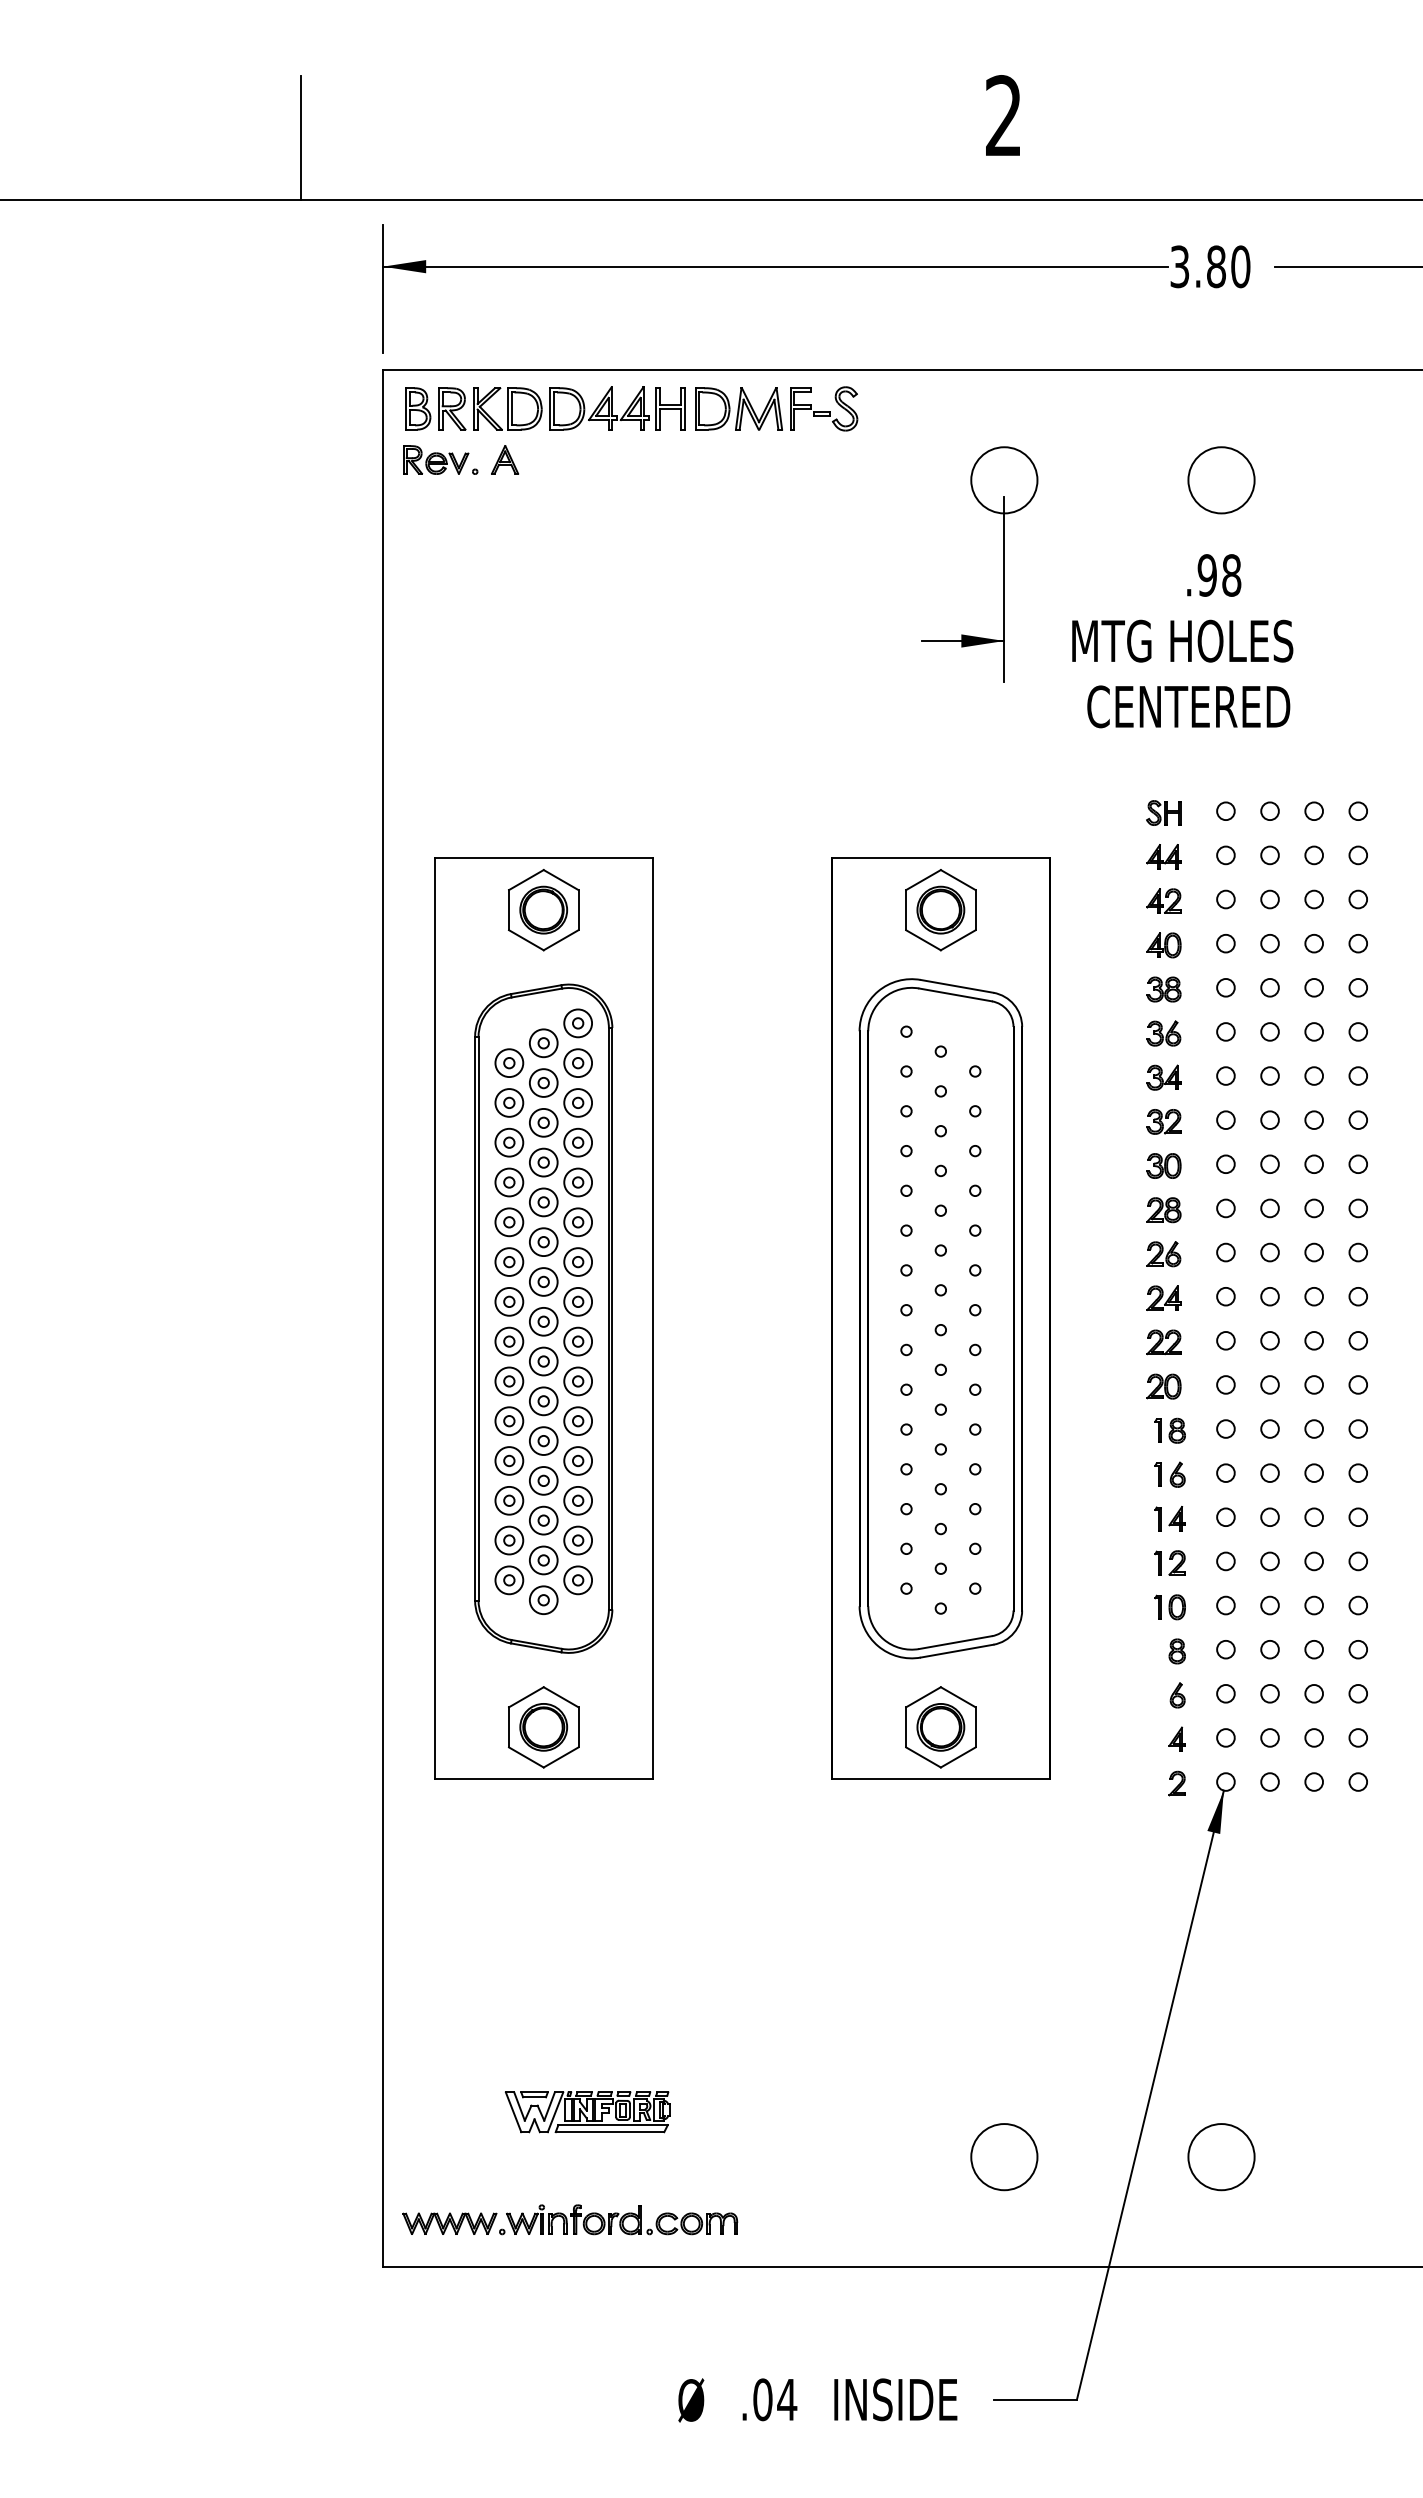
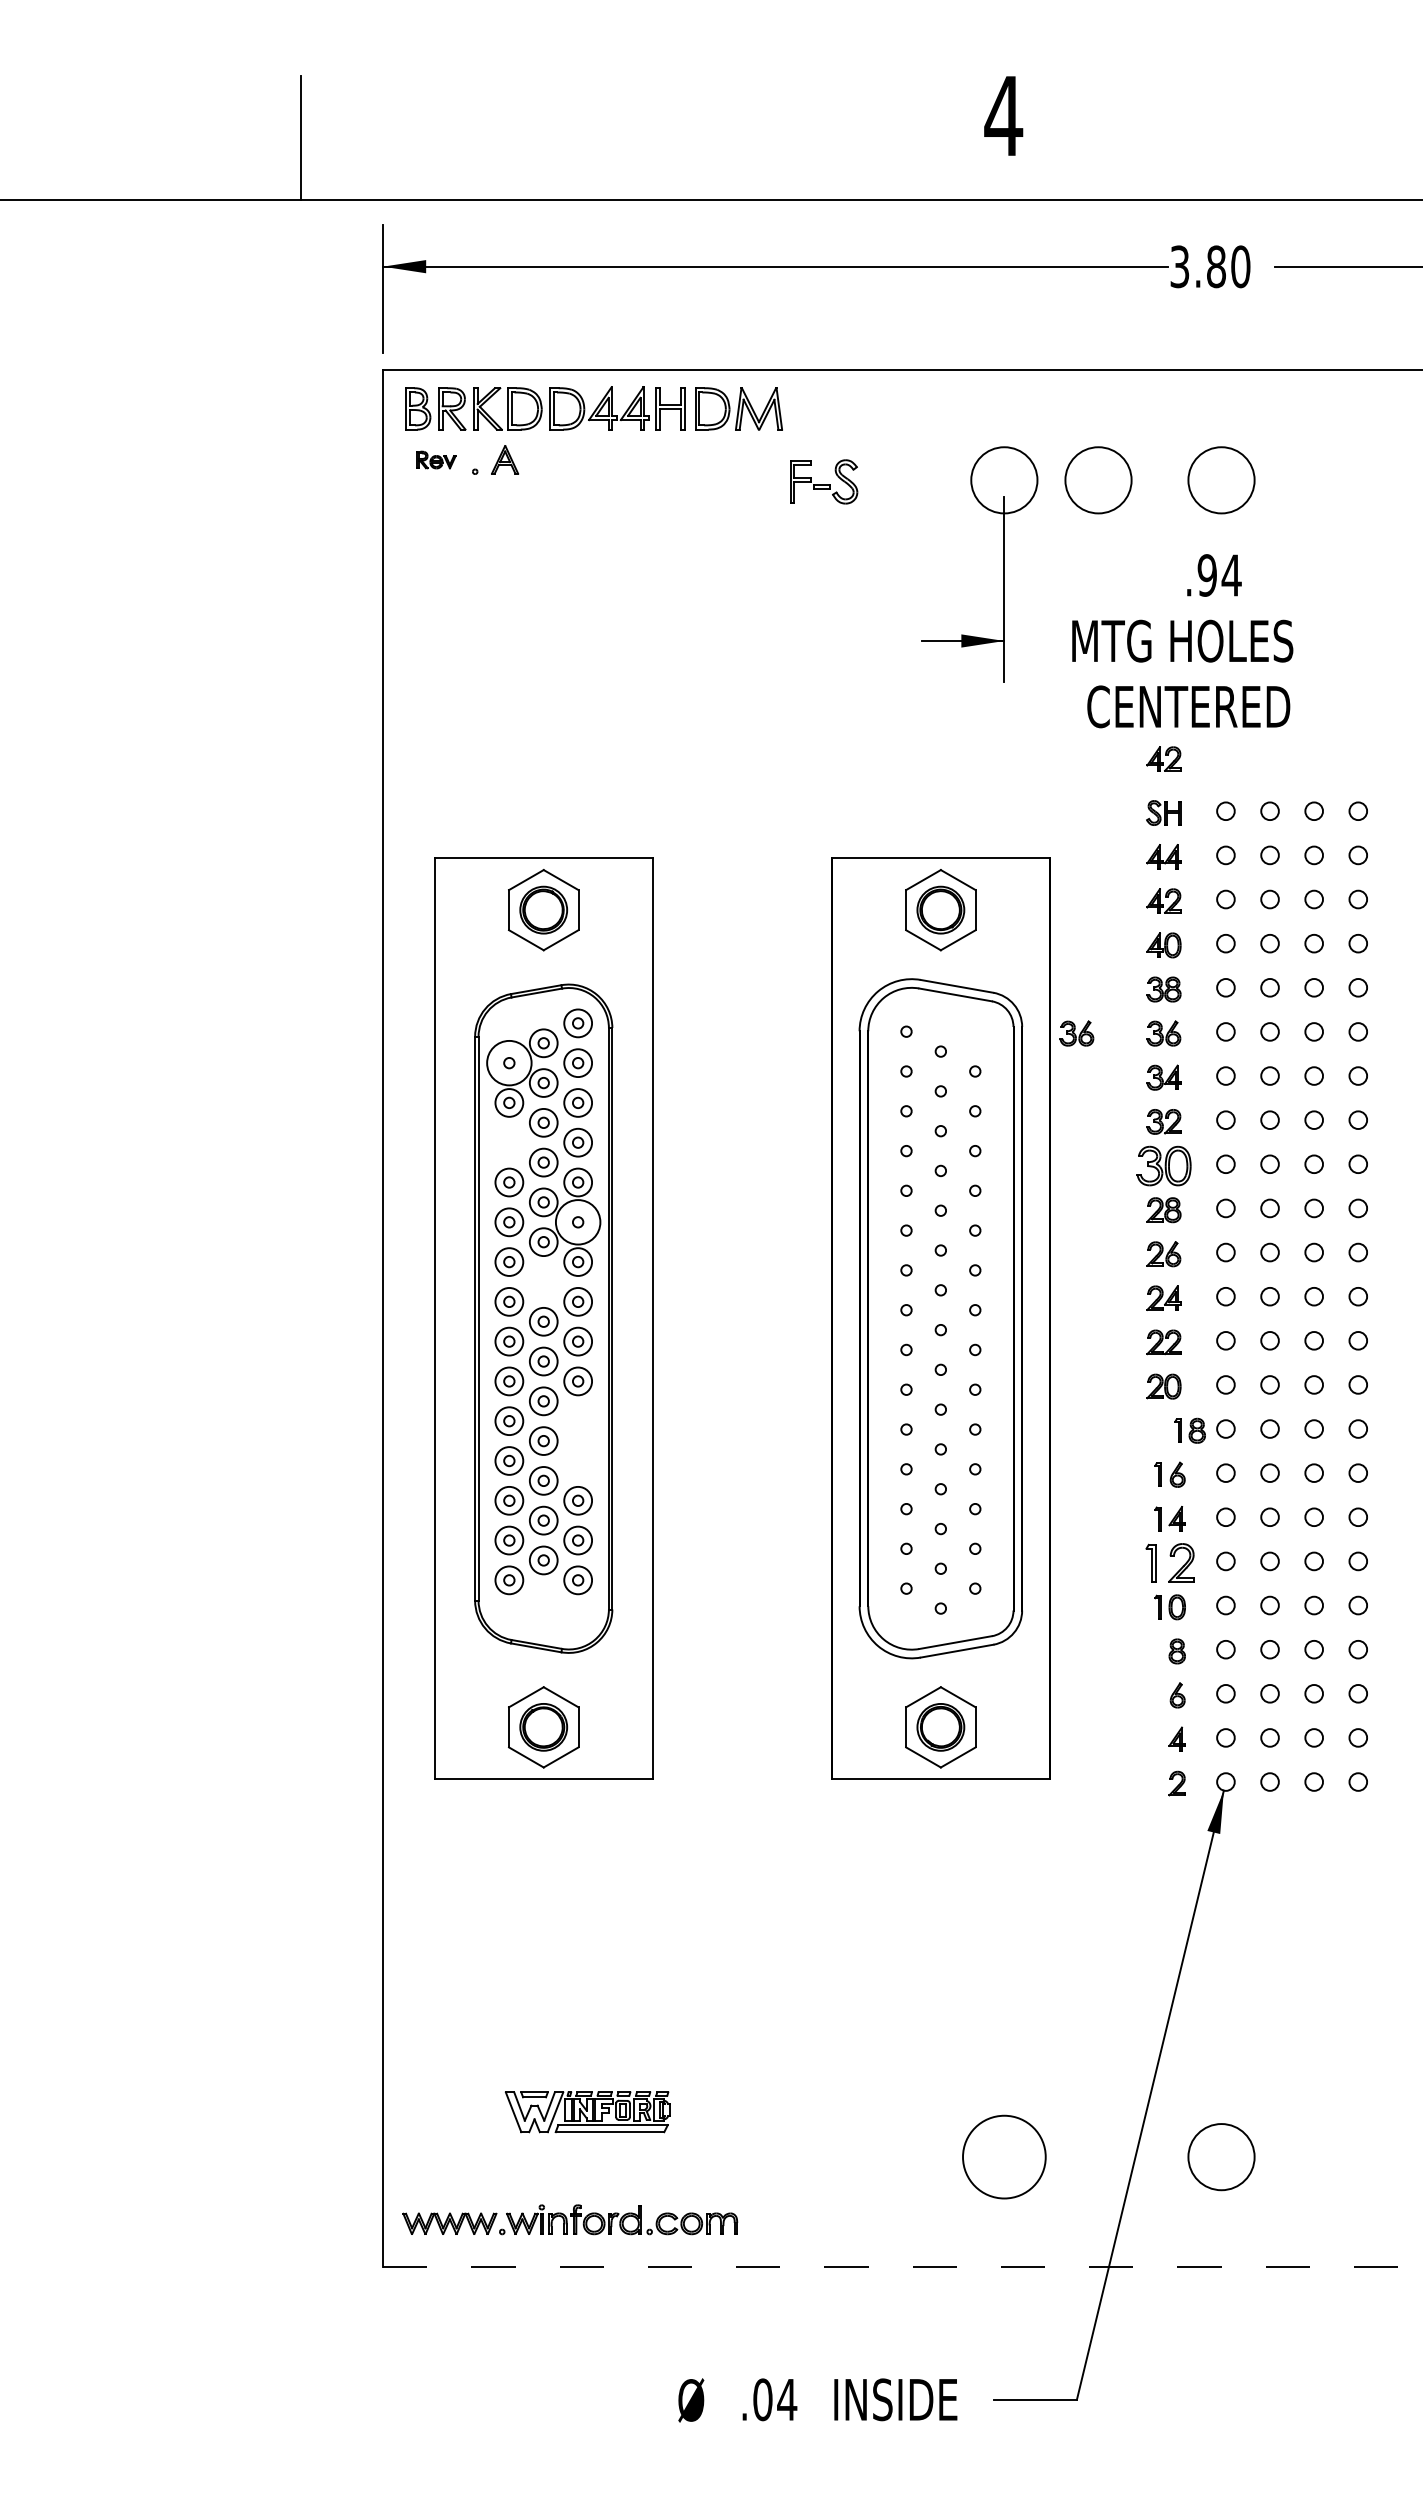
text: 2 -> 4 (1003, 115)
part position: (824, 408) -> (824, 481) (824, 481)
part size: 67x30 px -> 41x20 px (436, 459)
circle: none -> present (1098, 480)
text: .98 -> .94 (1231, 575)
part: none -> present (1163, 758)
part: none -> present (1076, 1033)
circle diameter: 28 px -> 44 px (509, 1062)
part: present -> none (509, 1142)
part size: 36x26 px -> 56x42 px (1163, 1165)
circle diameter: 28 px -> 44 px (577, 1222)
part: present -> none (543, 1281)
part: present -> none (577, 1420)
part position: (1169, 1430) -> (1189, 1430) (1189, 1430)
part: present -> none (577, 1460)
part size: 32x26 px -> 50x40 px (1169, 1562)
part: present -> none (543, 1599)
circle diameter: 66 px -> 83 px (1004, 2156)
line: solid -> dashed (903, 2267)
